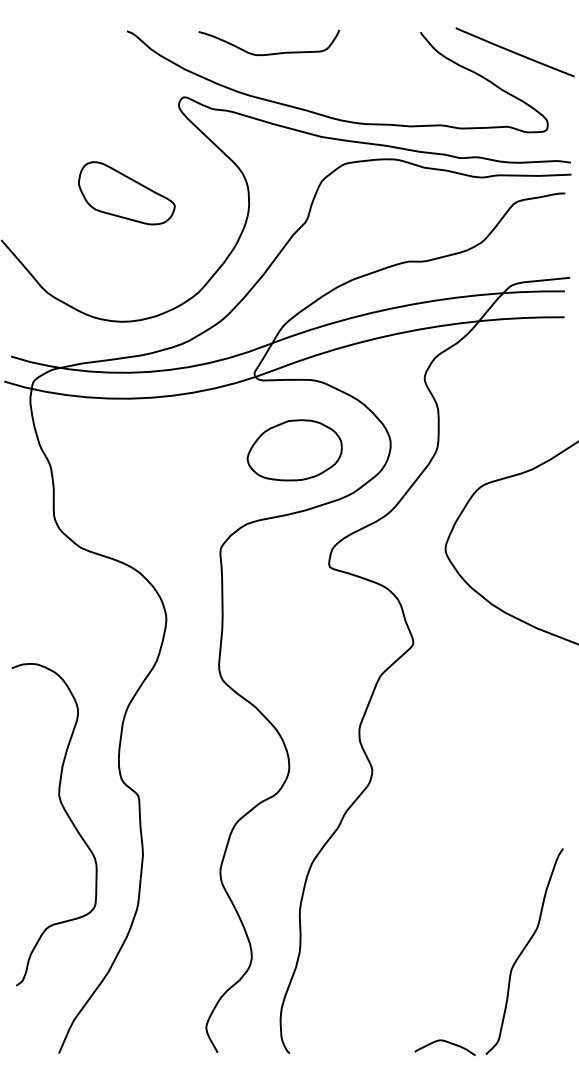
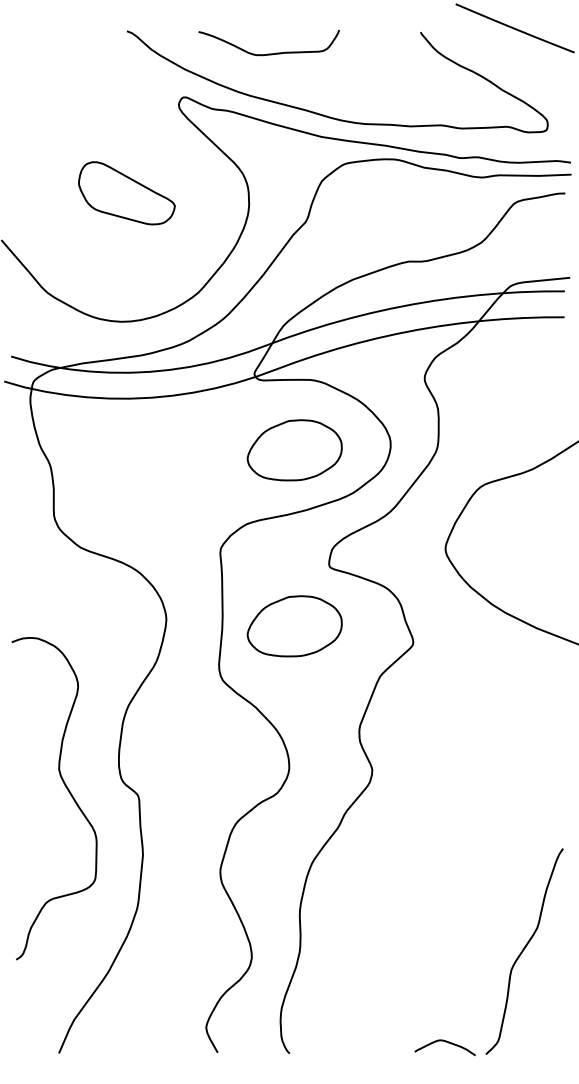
line position: (514, 52) -> (514, 28) (514, 28)
part: none -> present (294, 626)
curve position: (68, 818) -> (68, 792) (68, 792)
